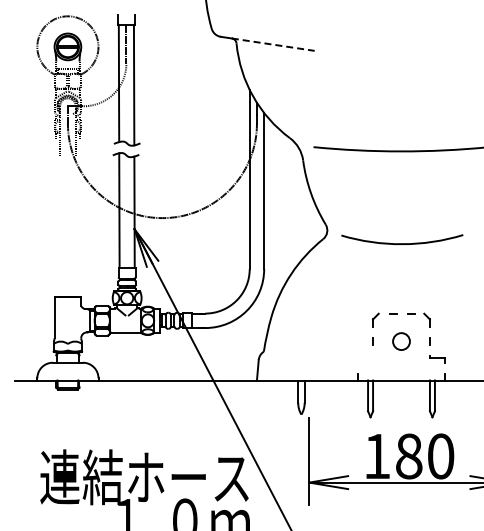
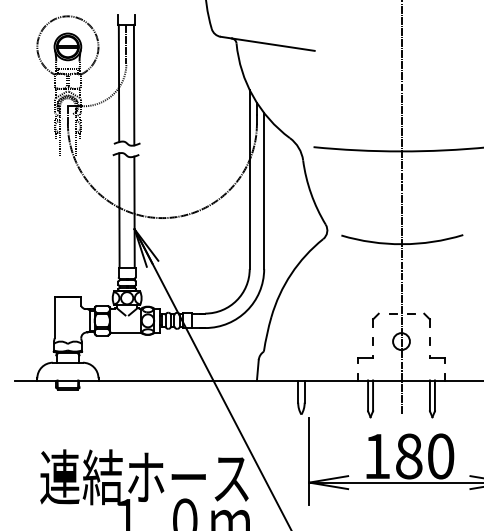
line: dashed -> solid (273, 44)
line: none -> present (401, 207)
part: none -> present (365, 359)
